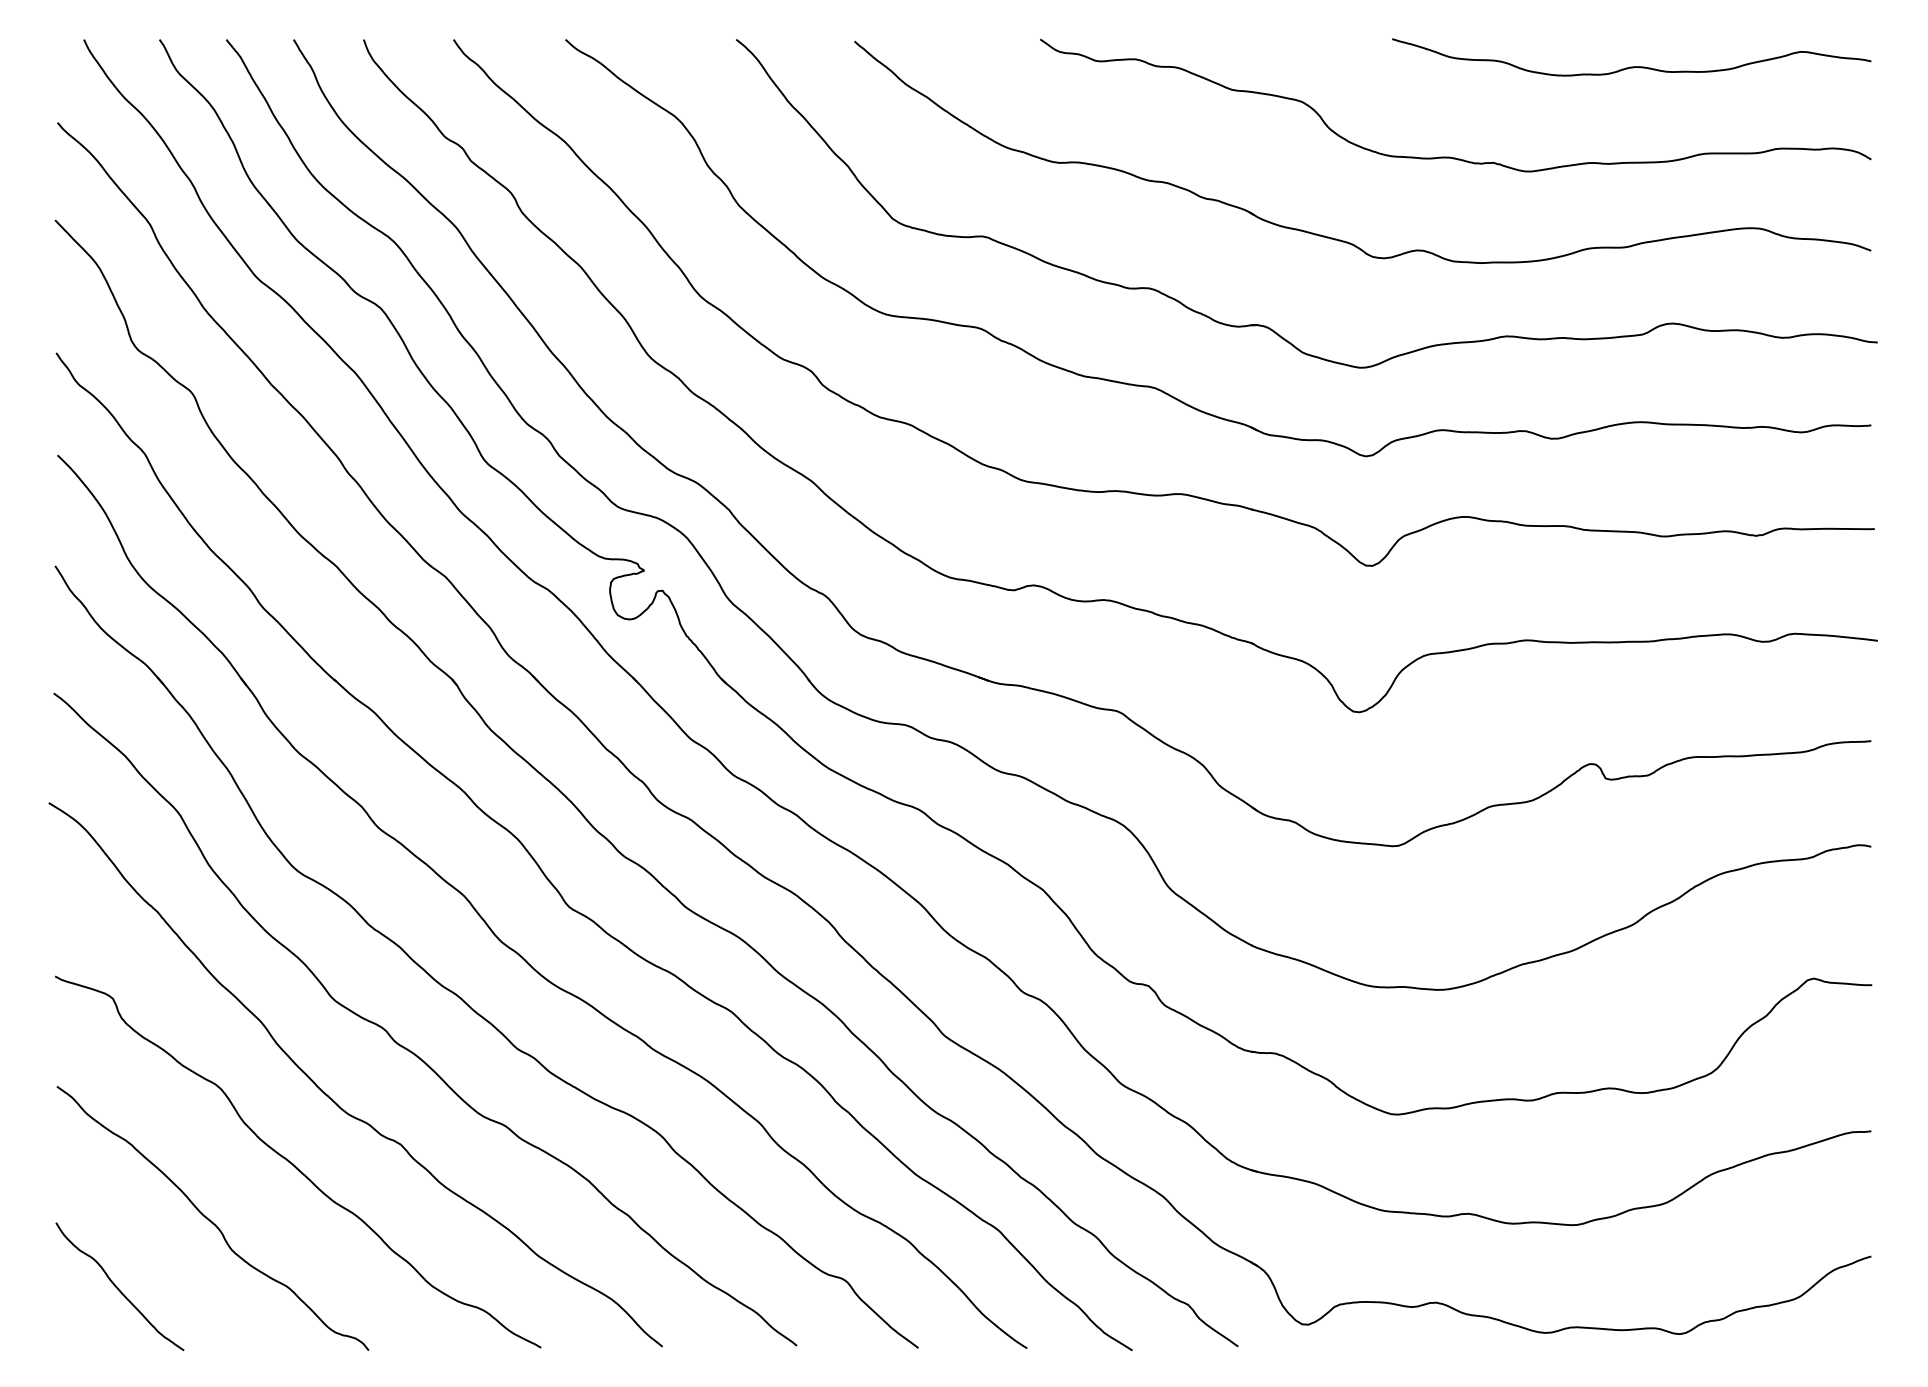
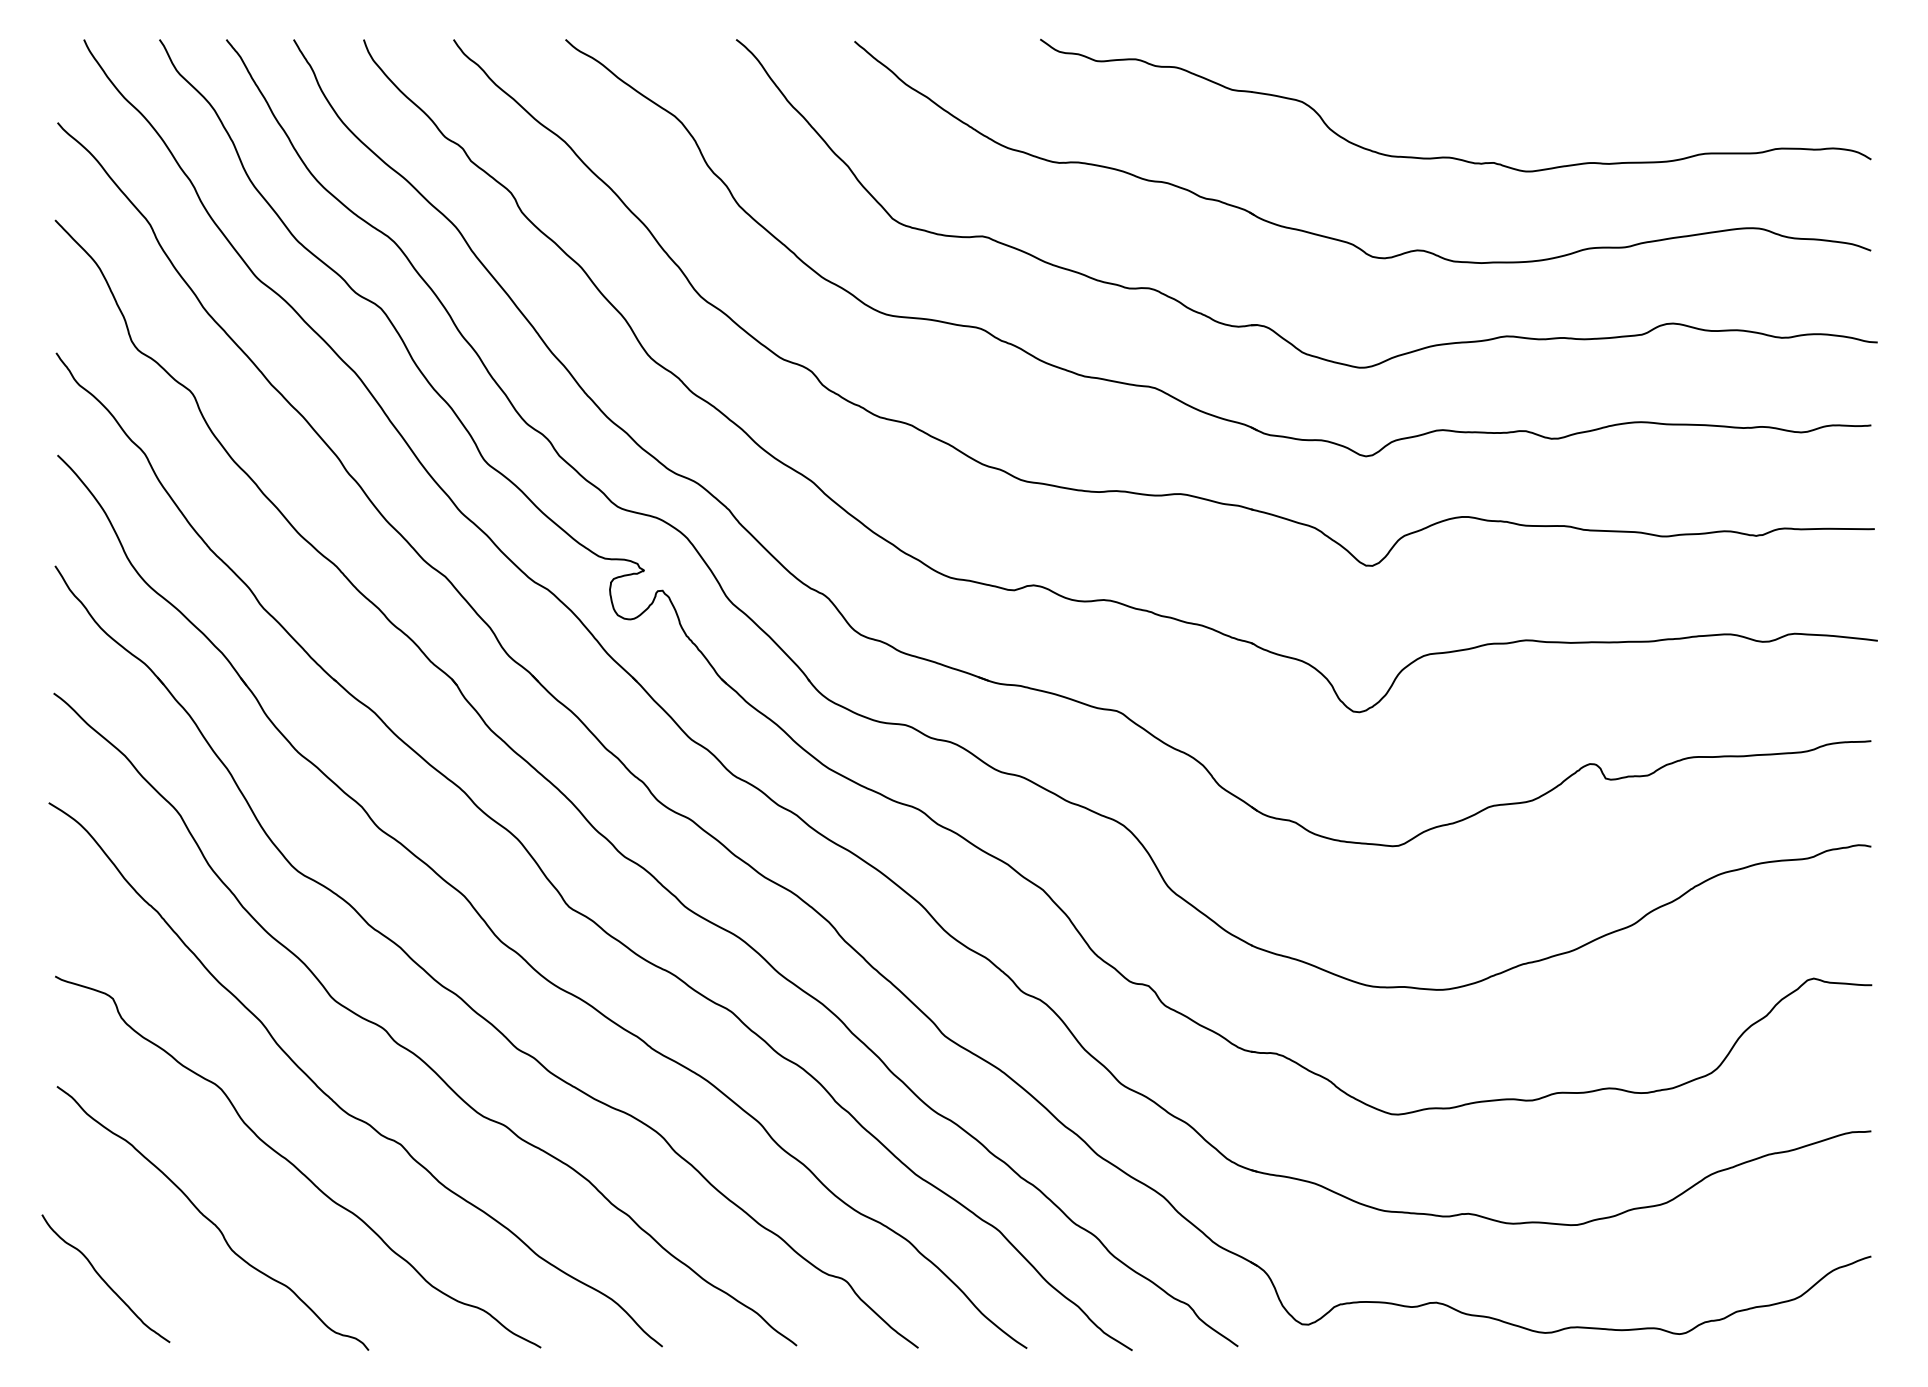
curve: present -> none (1631, 66)
curve position: (118, 1287) -> (104, 1279) (104, 1279)
